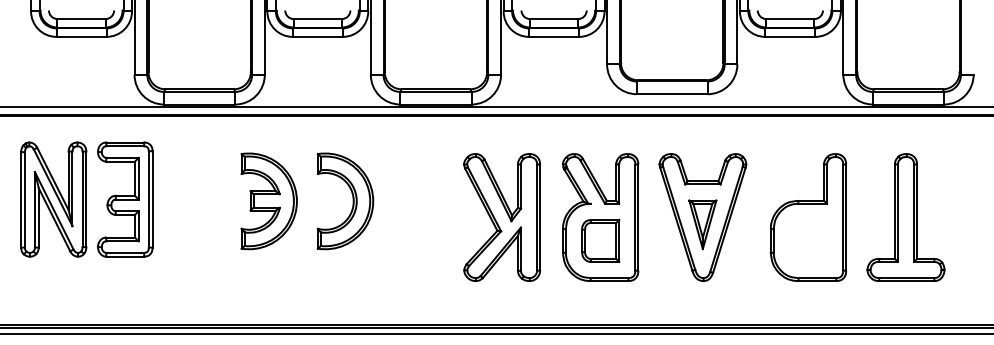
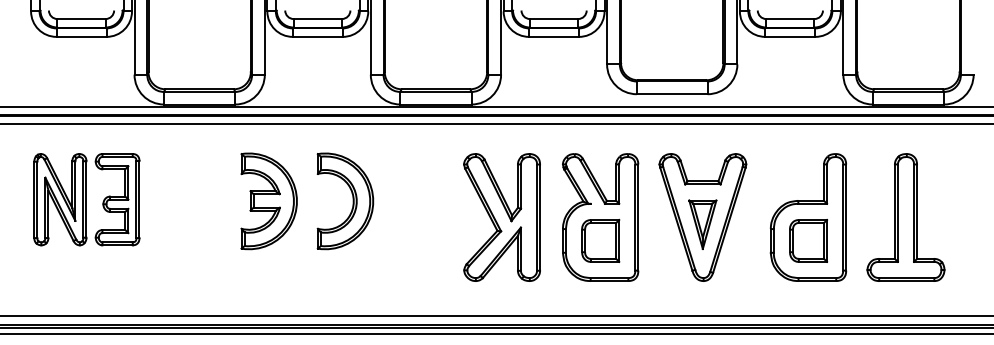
line: none -> present (496, 124)
part size: 134x117 px -> 108x94 px (86, 199)
part: none -> present (808, 240)
line: none -> present (496, 316)
